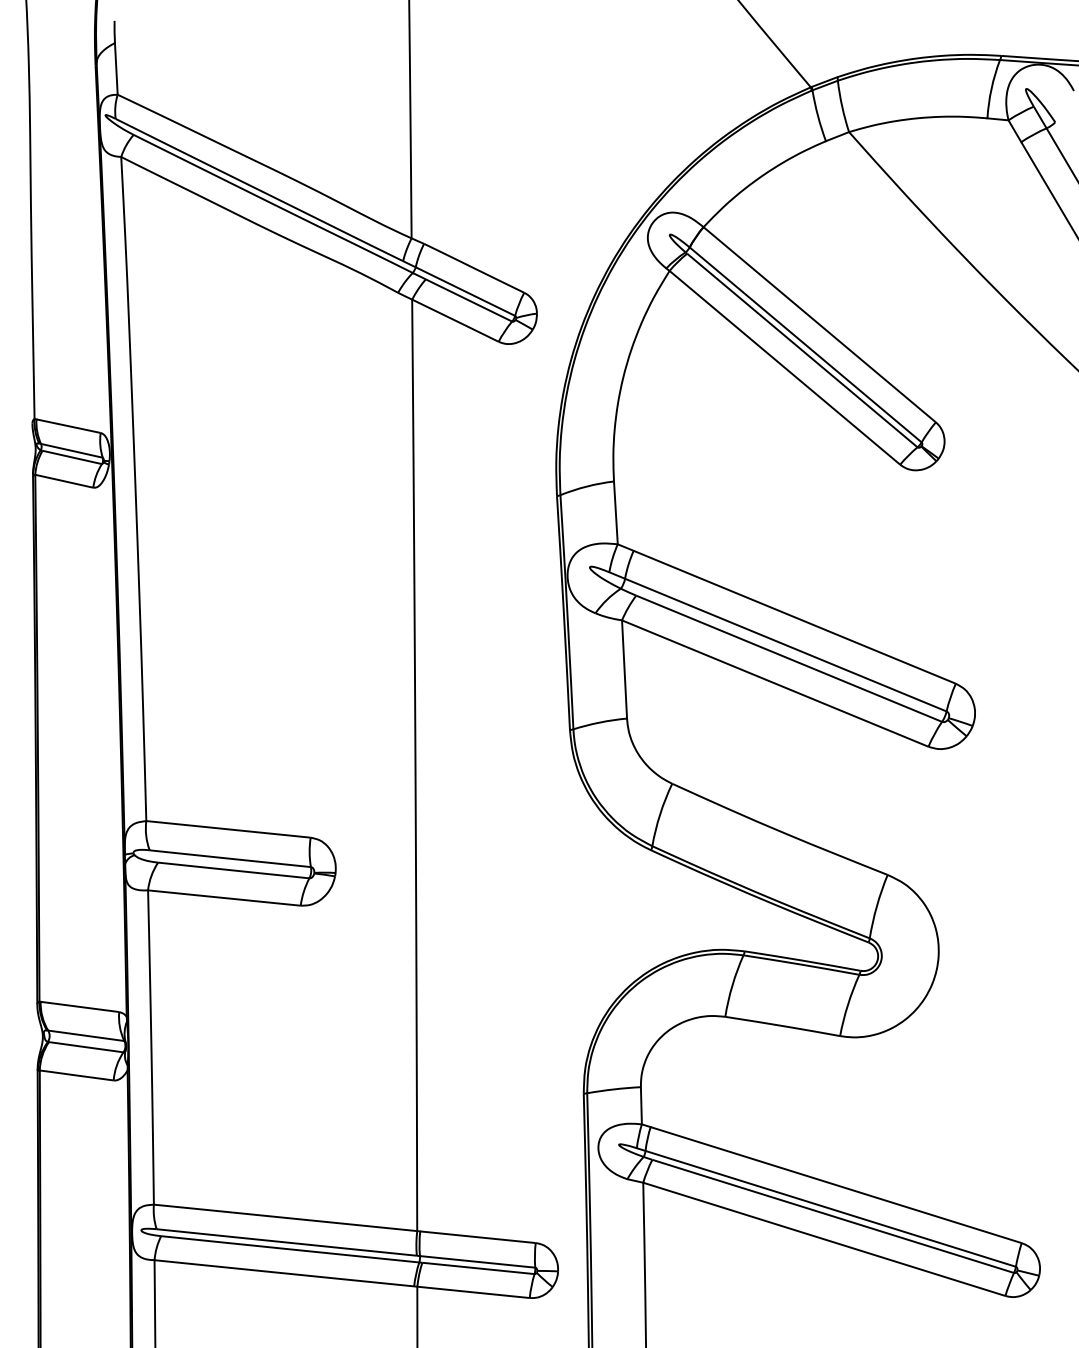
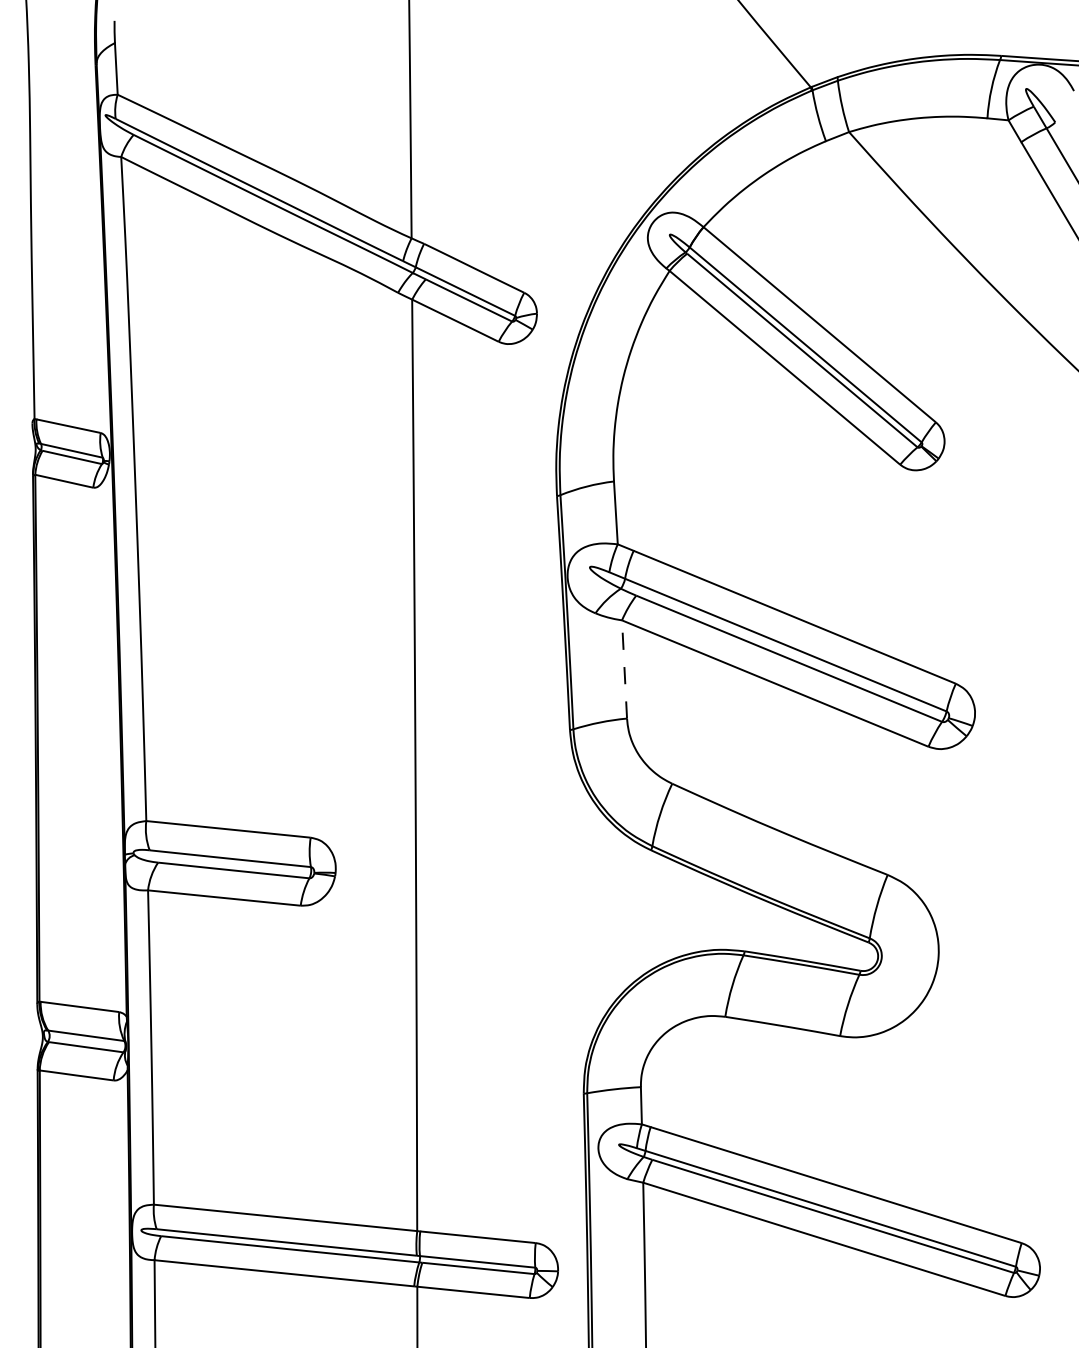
line: solid -> dashed (624, 668)
